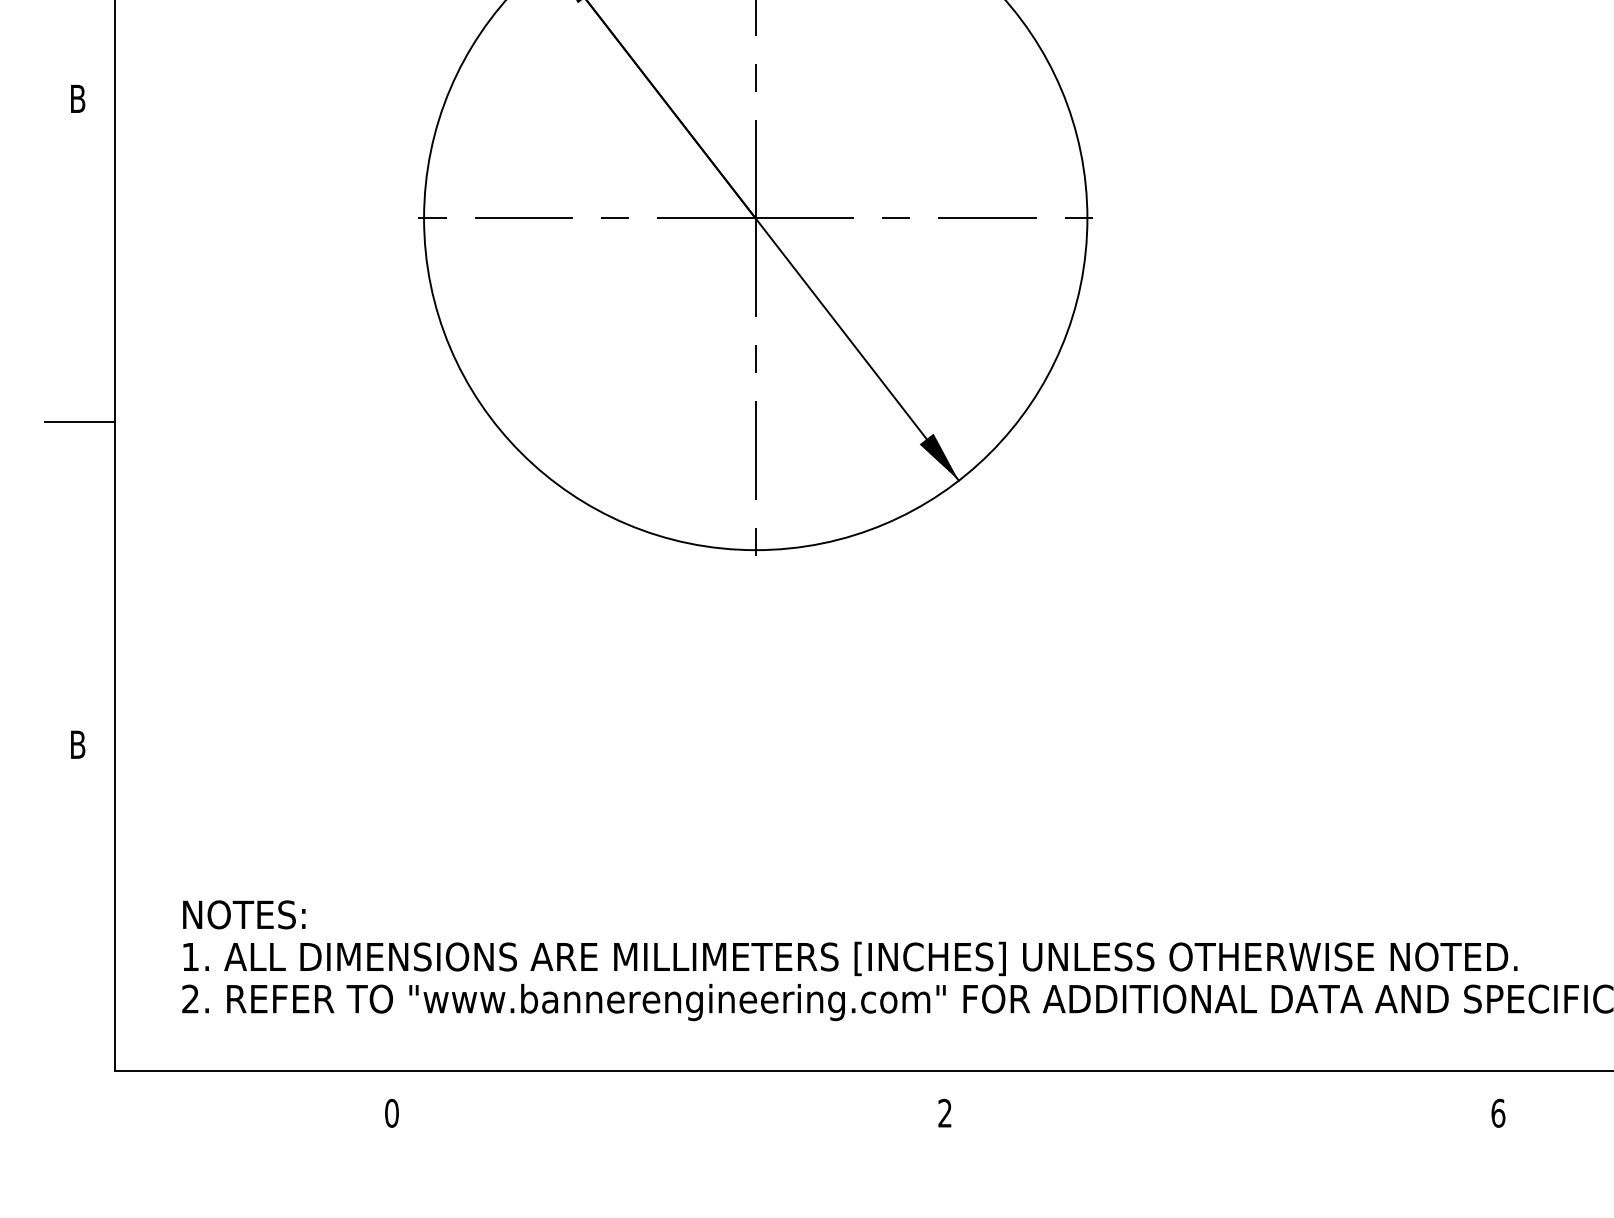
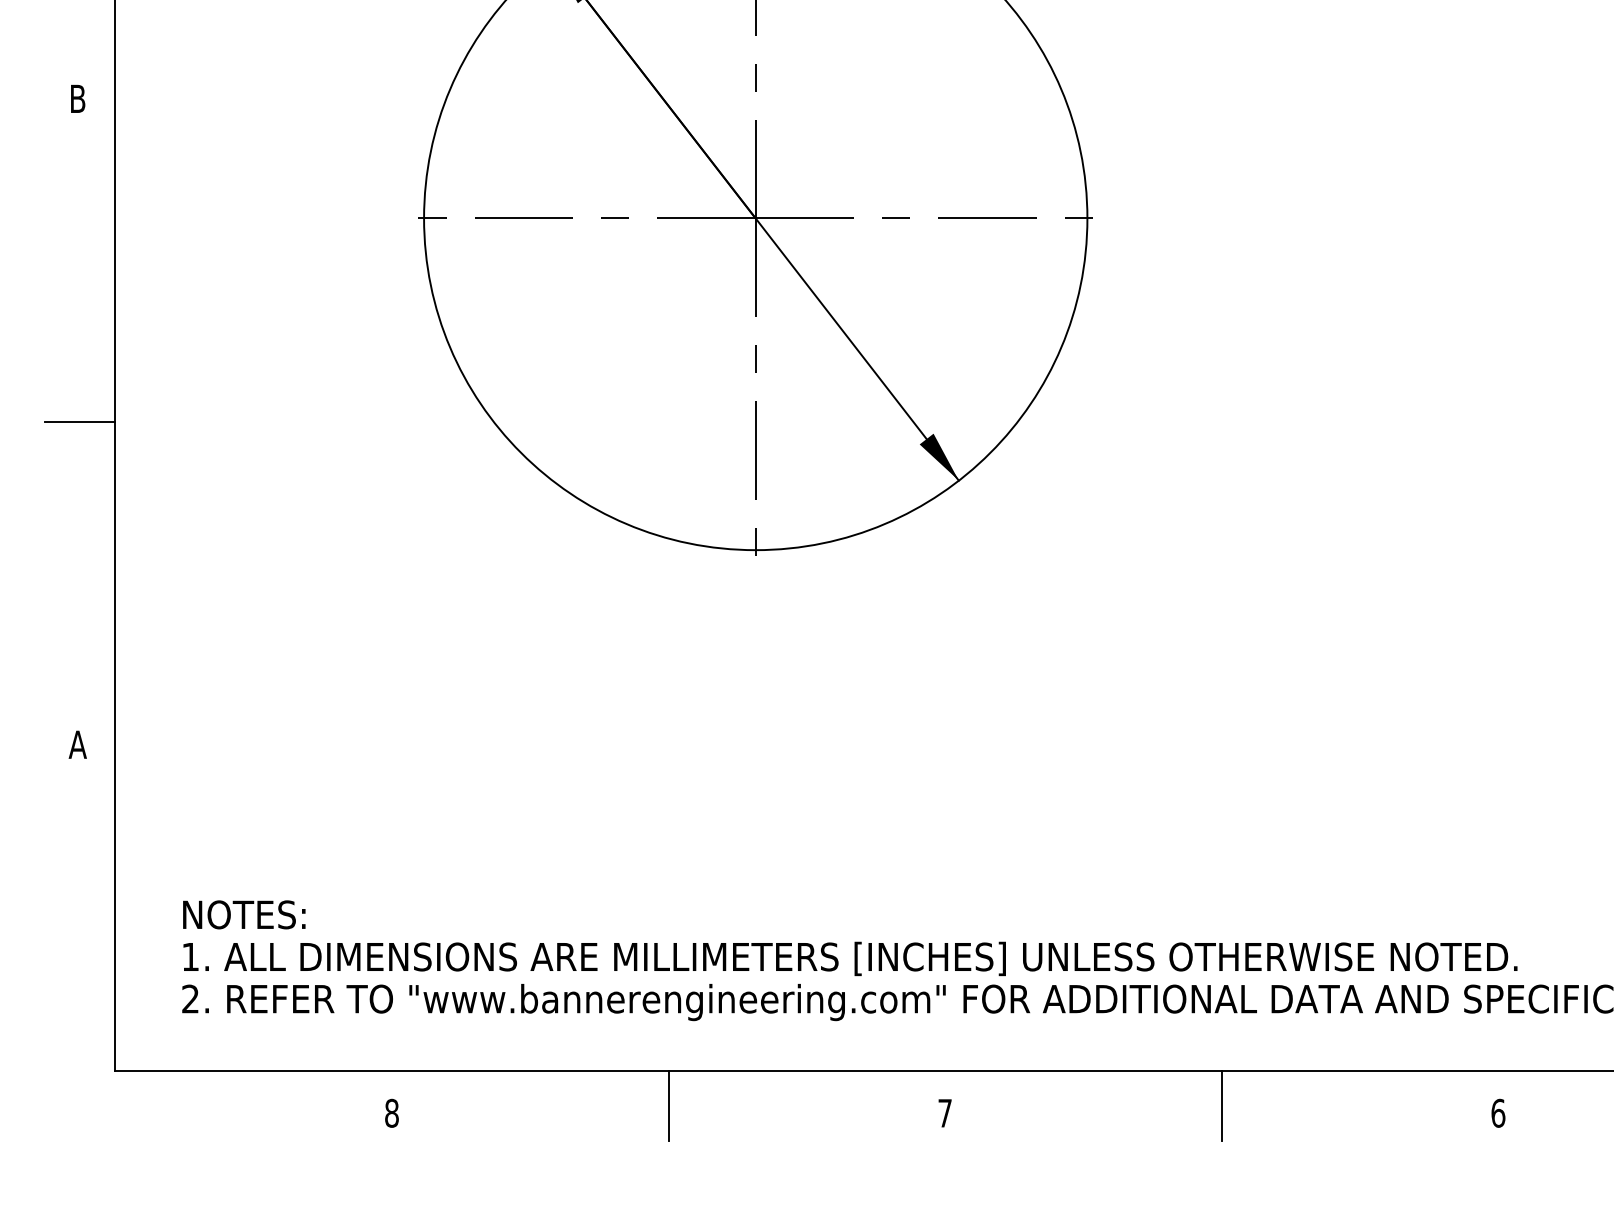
text: B -> A (77, 744)
line: none -> present (668, 1106)
line: none -> present (1221, 1106)
text: 2 -> 7 (944, 1112)
text: 0 -> 8 (391, 1113)
